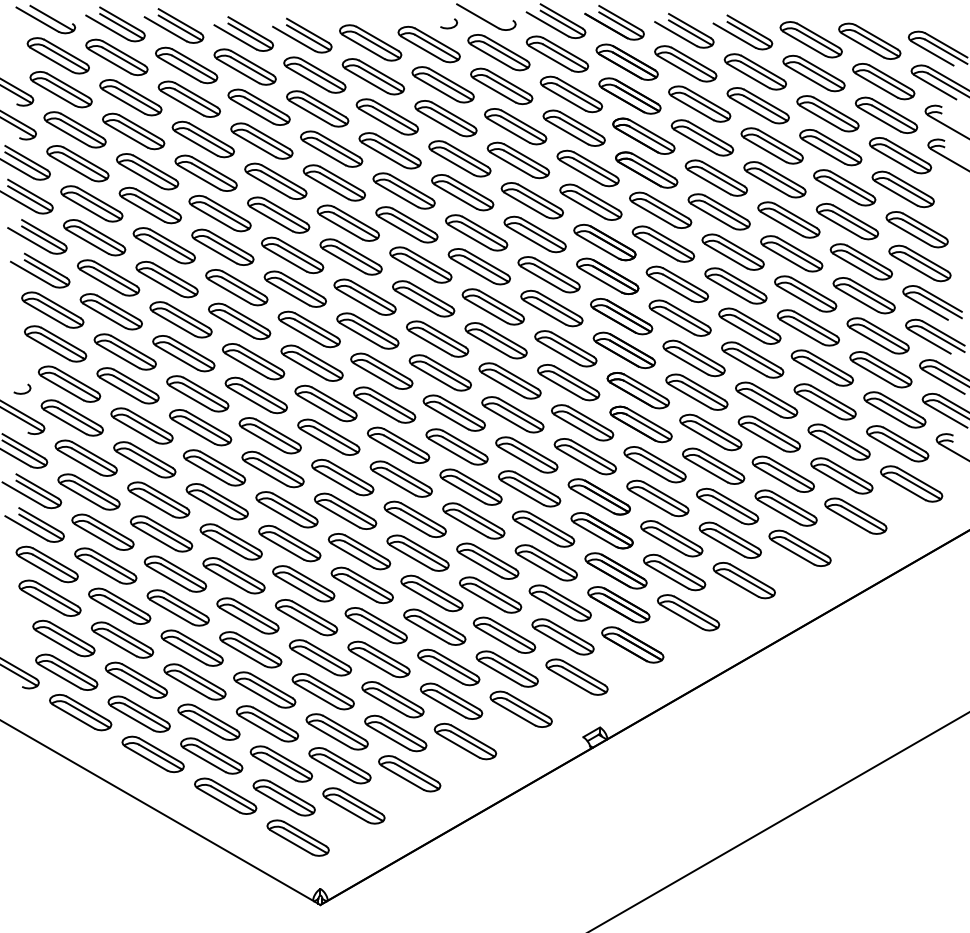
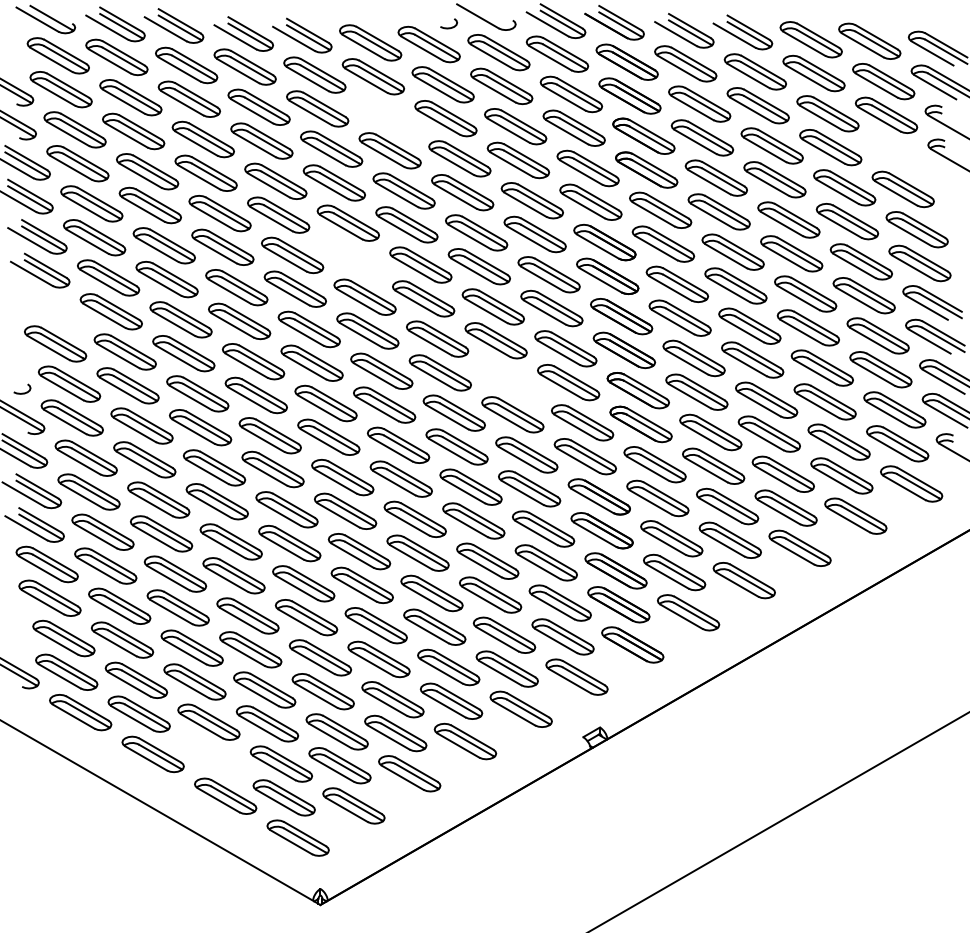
part: present -> none (386, 116)
part: present -> none (900, 155)
part: present -> none (350, 256)
part: present -> none (52, 309)
part: present -> none (509, 380)
part: present -> none (211, 755)
